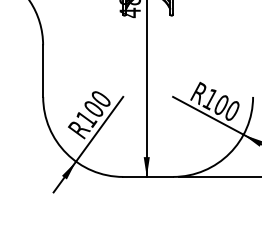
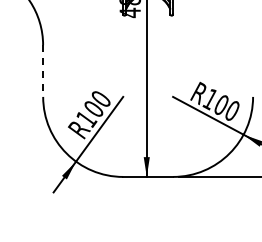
line: solid -> dashed (43, 71)
